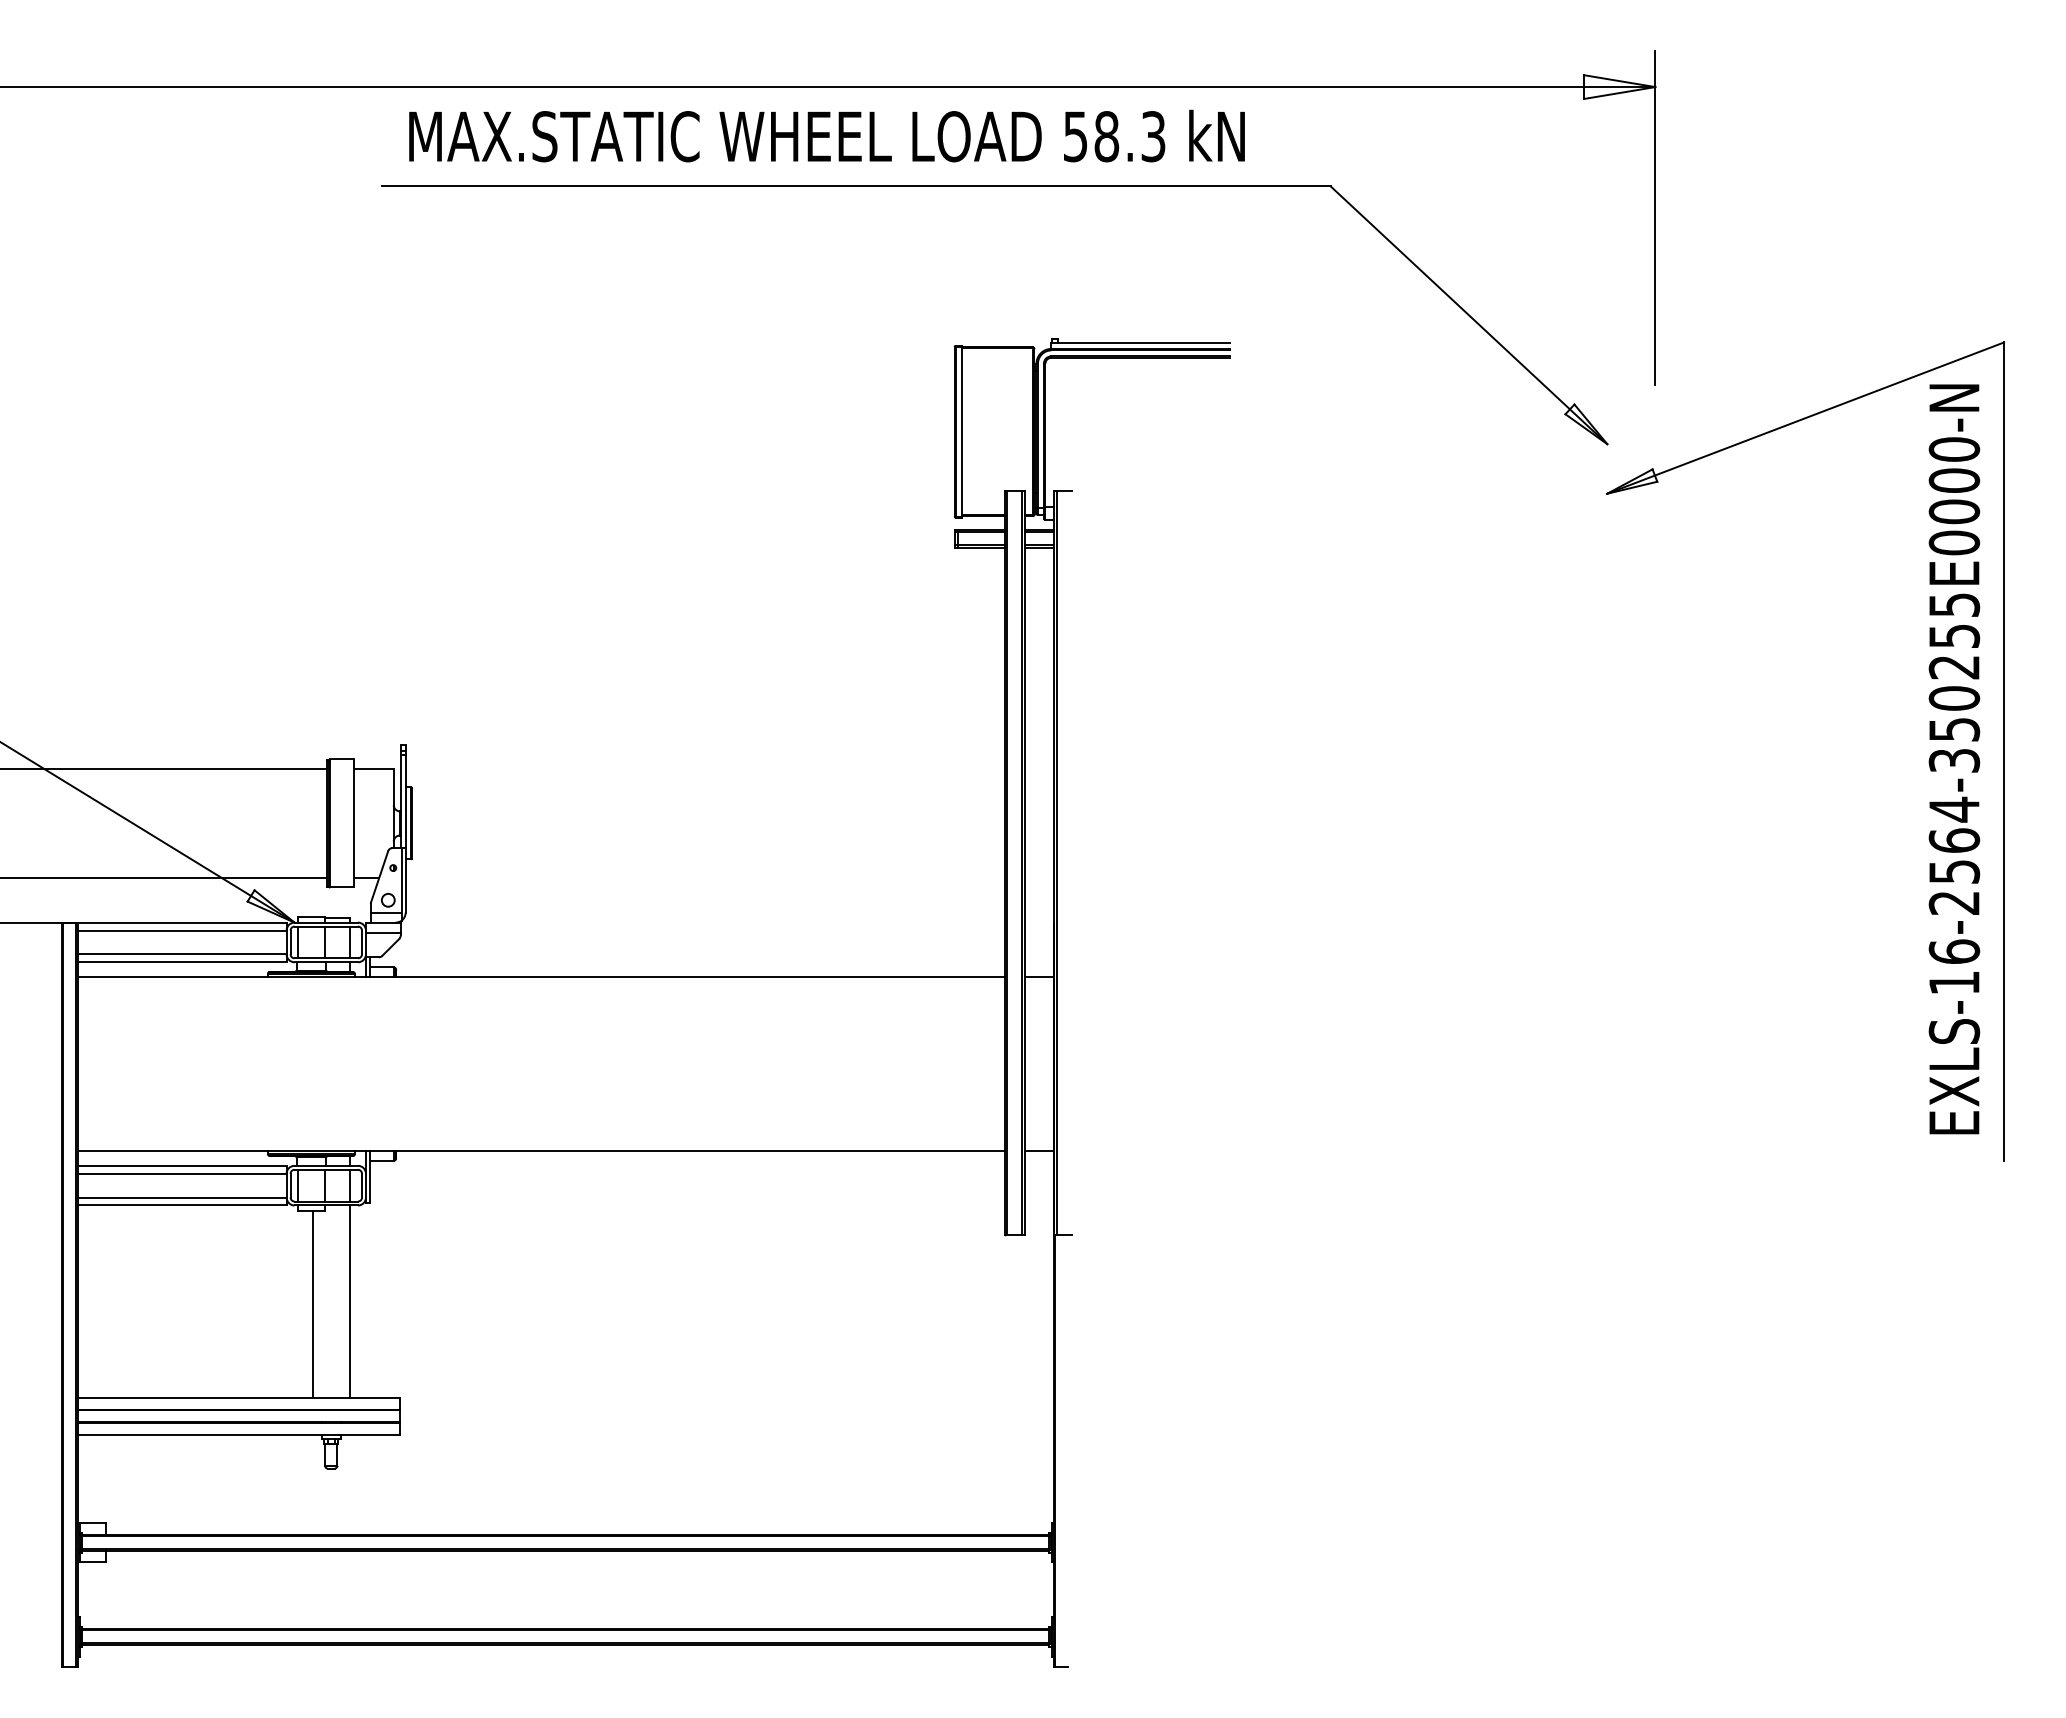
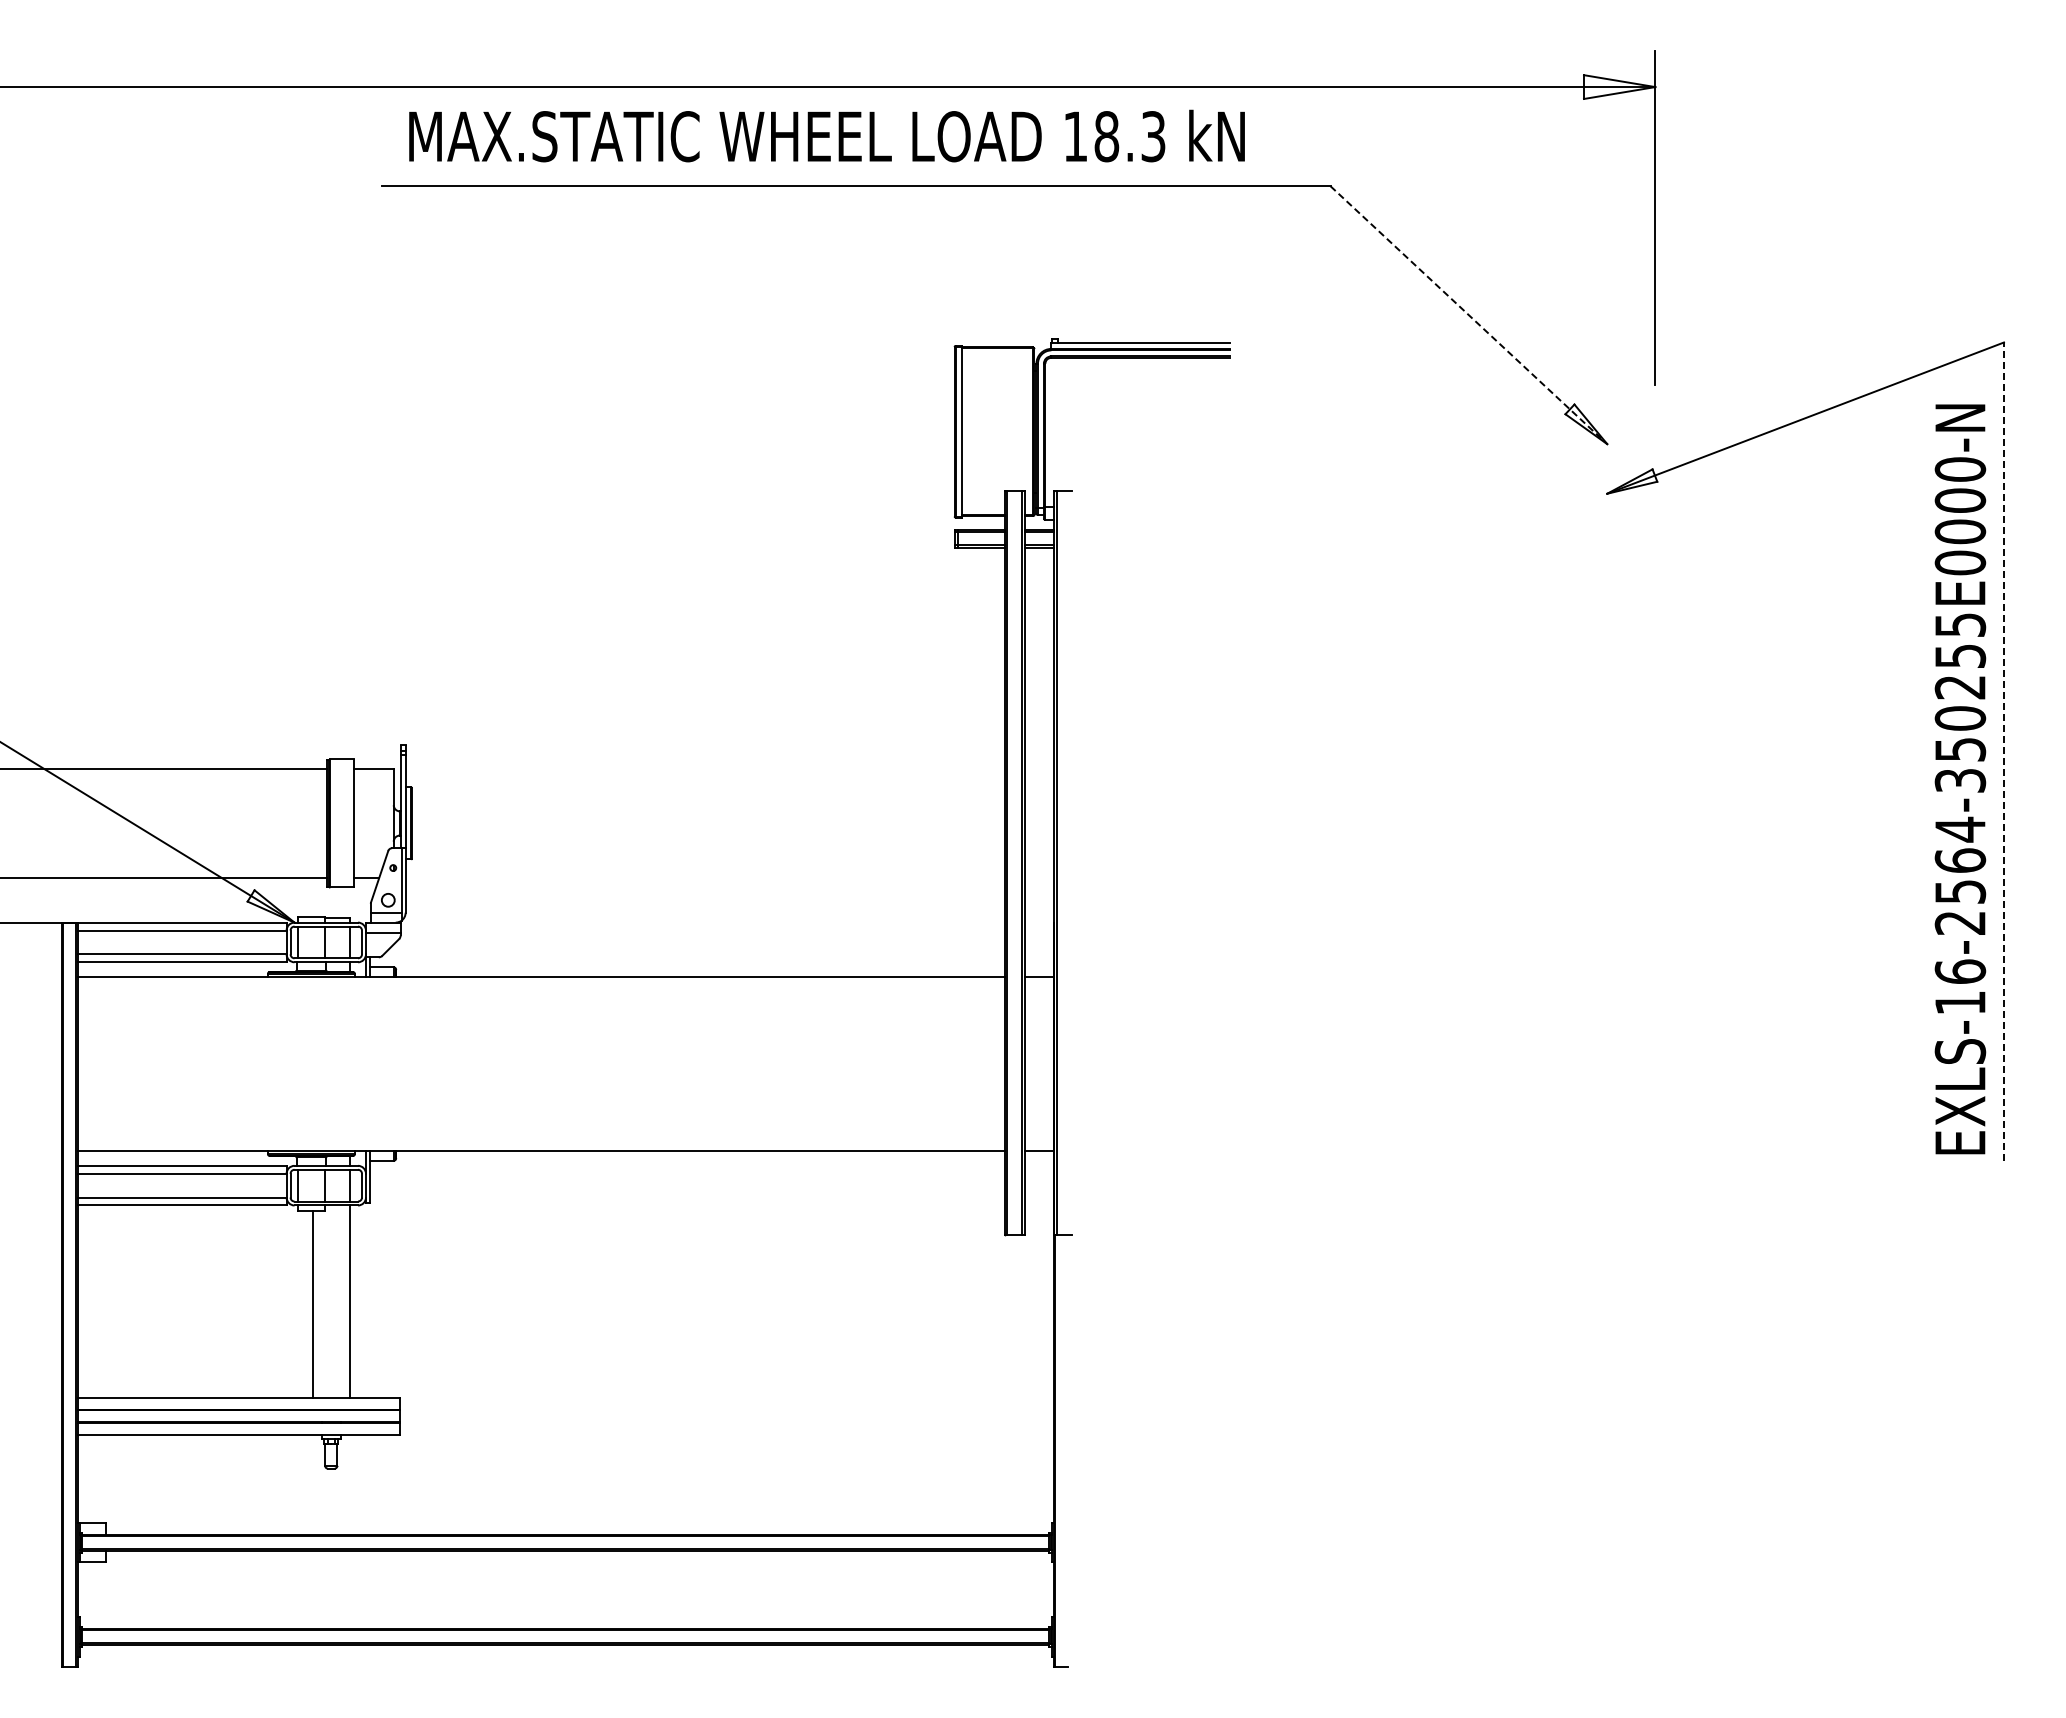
text: 58.3 -> 18.3 (1075, 136)
line: solid -> dashed (1469, 315)
line: solid -> dashed (2004, 751)
text position: (1954, 759) -> (1960, 779) (1960, 779)
